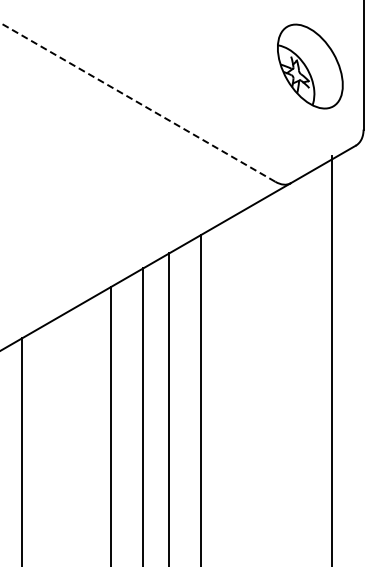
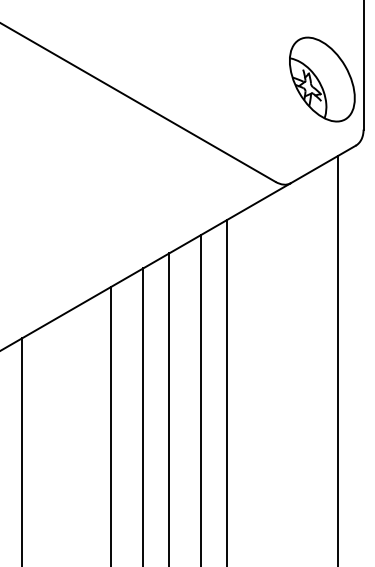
part position: (310, 66) -> (322, 79) (322, 79)
line: dashed -> solid (137, 102)
line position: (332, 359) -> (338, 359) (338, 359)
line: none -> present (226, 391)
